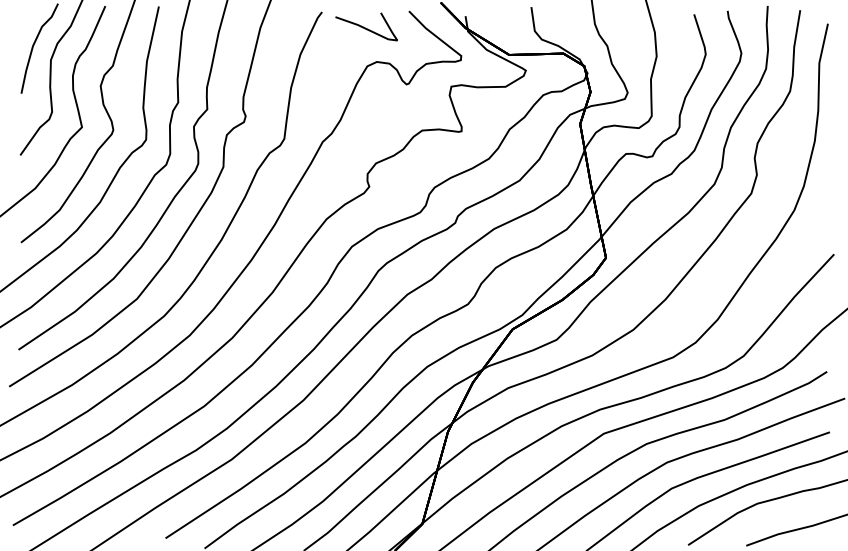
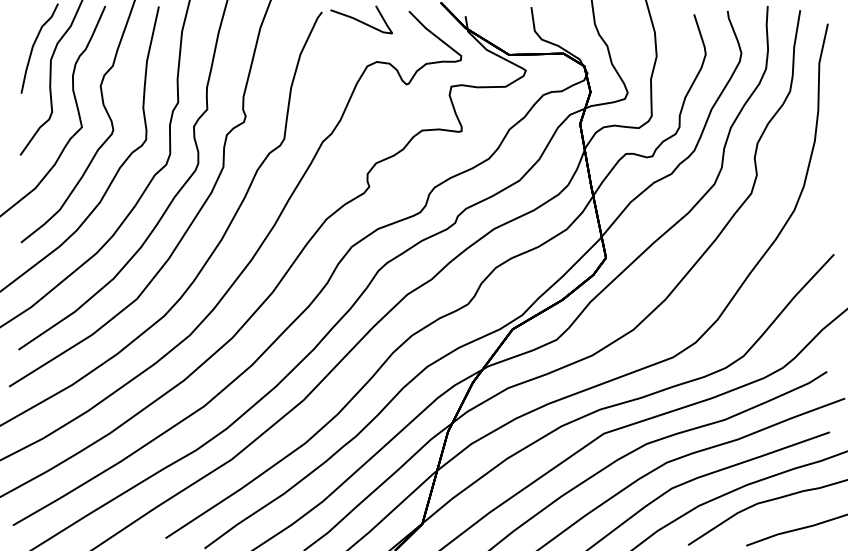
curve position: (365, 27) -> (360, 20) (360, 20)
